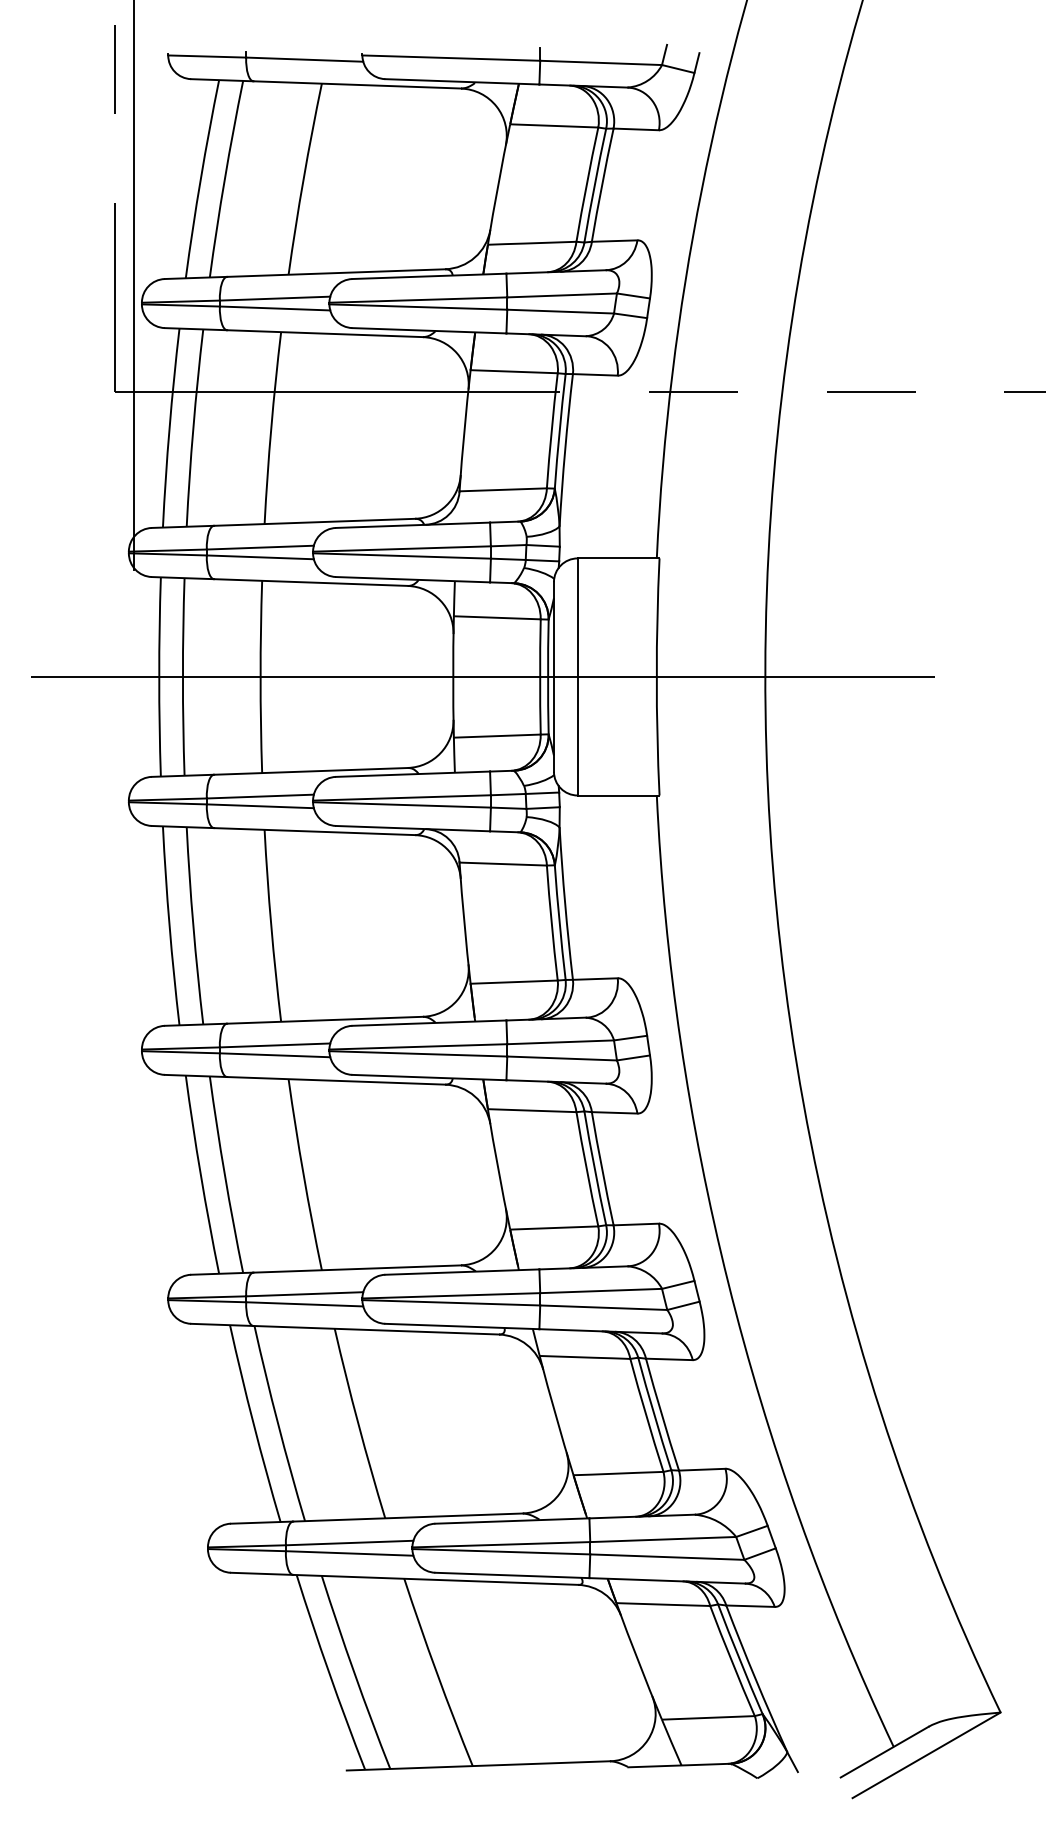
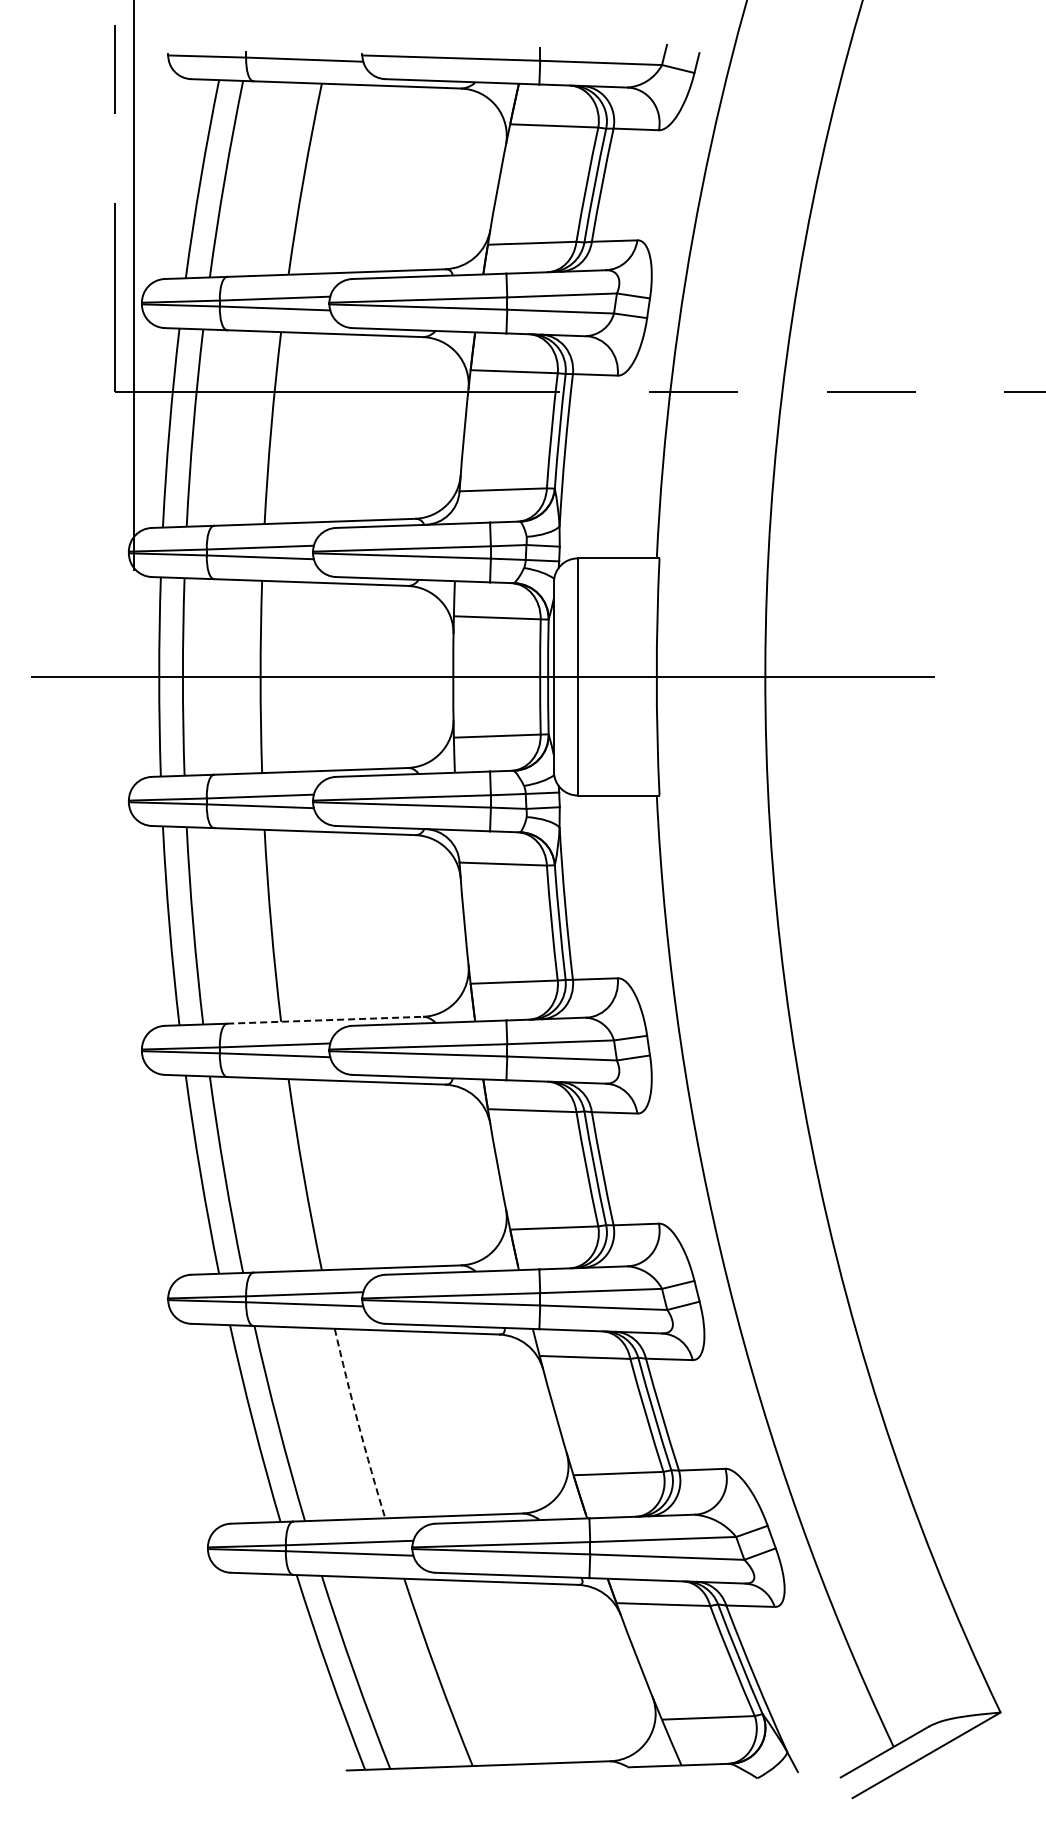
line: solid -> dashed (325, 1020)
arc: solid -> dashed (358, 1424)
